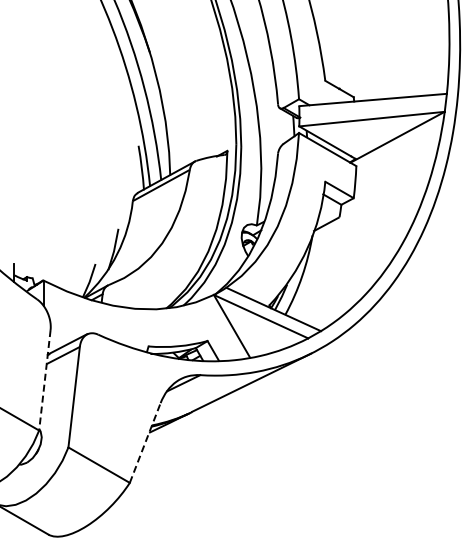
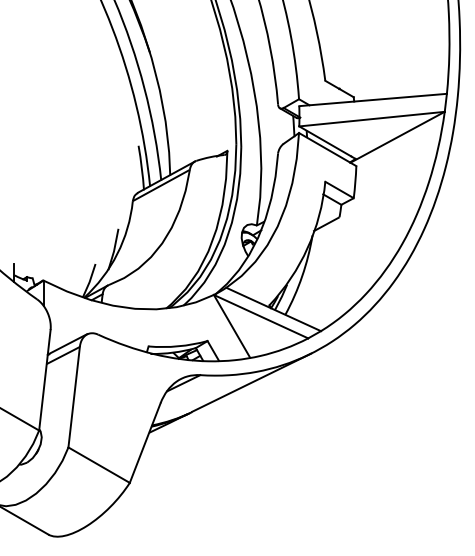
line: dashed -> solid (44, 380)
line: dashed -> solid (145, 443)
